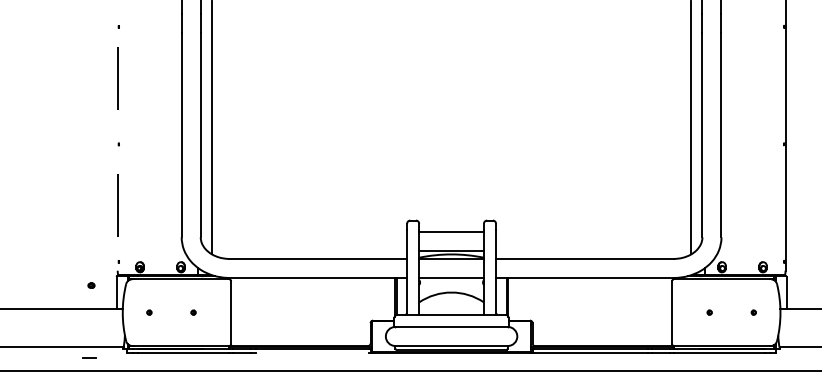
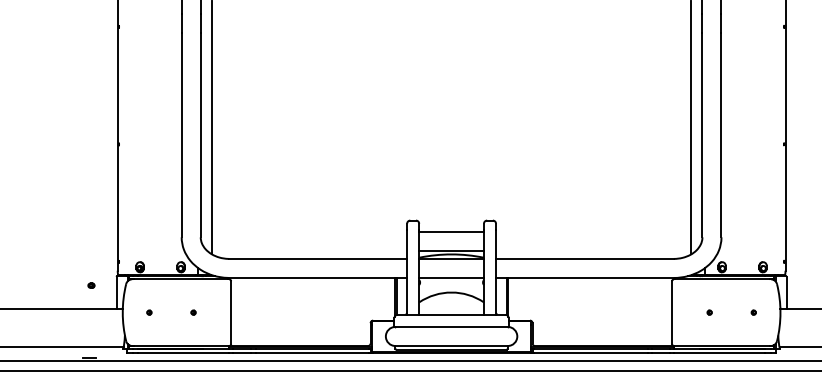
line: dashed -> solid (117, 135)
line: none -> present (311, 352)
line: none -> present (410, 360)
